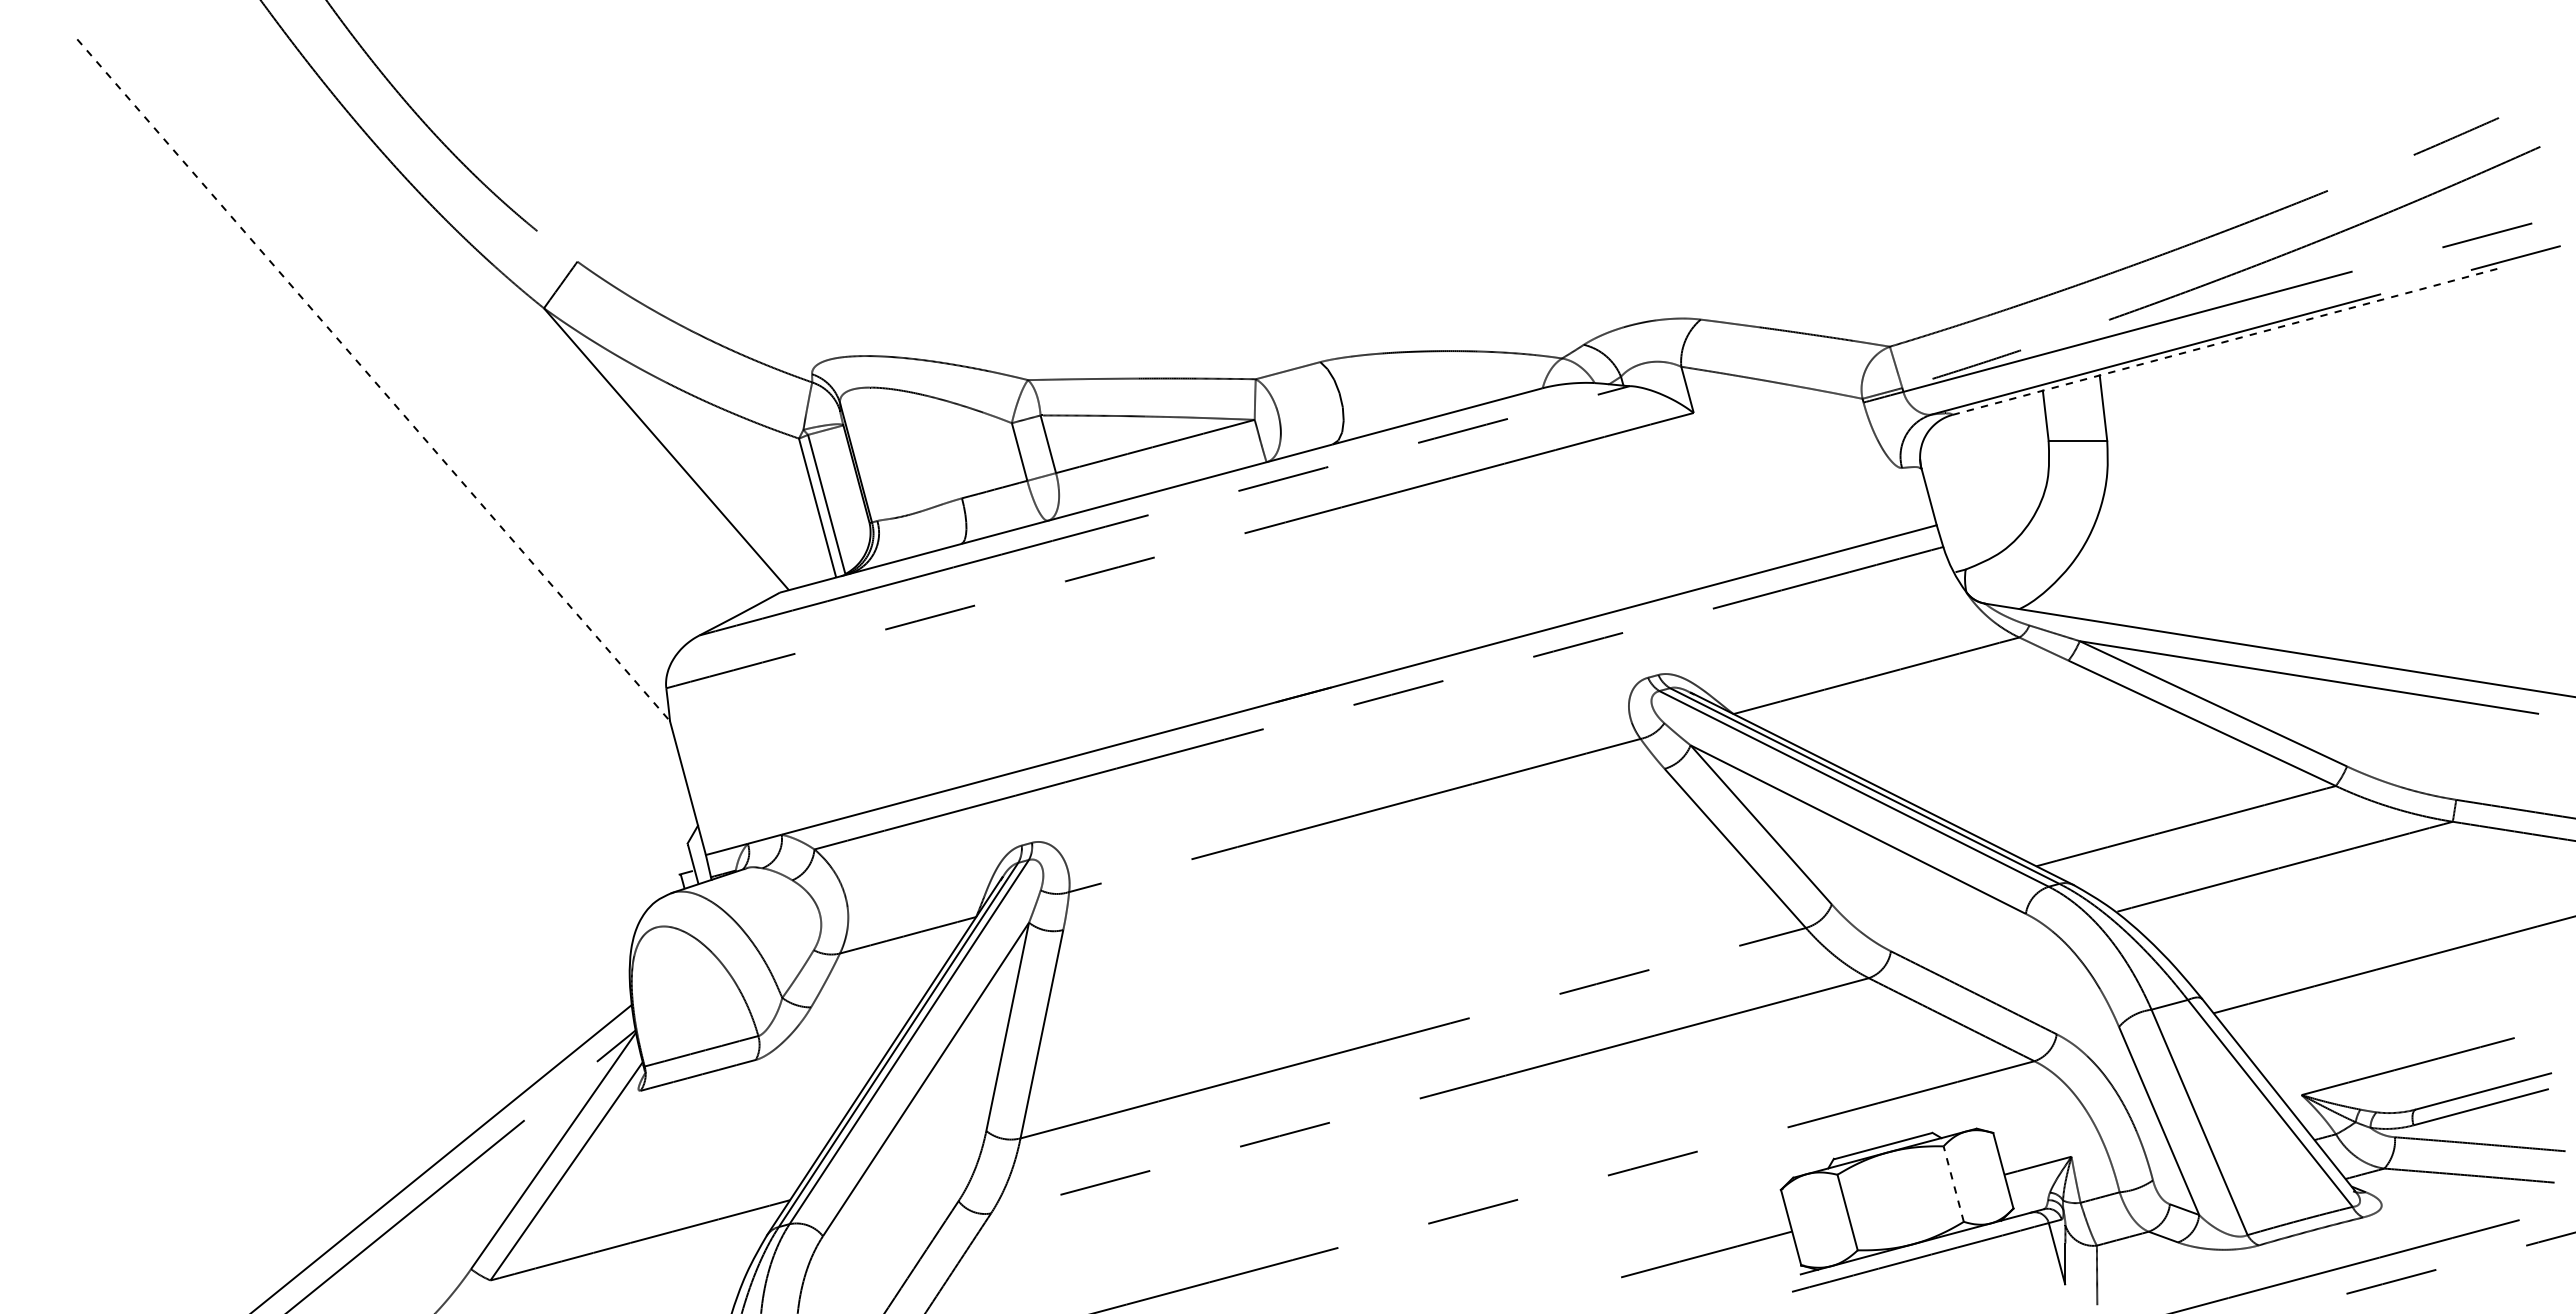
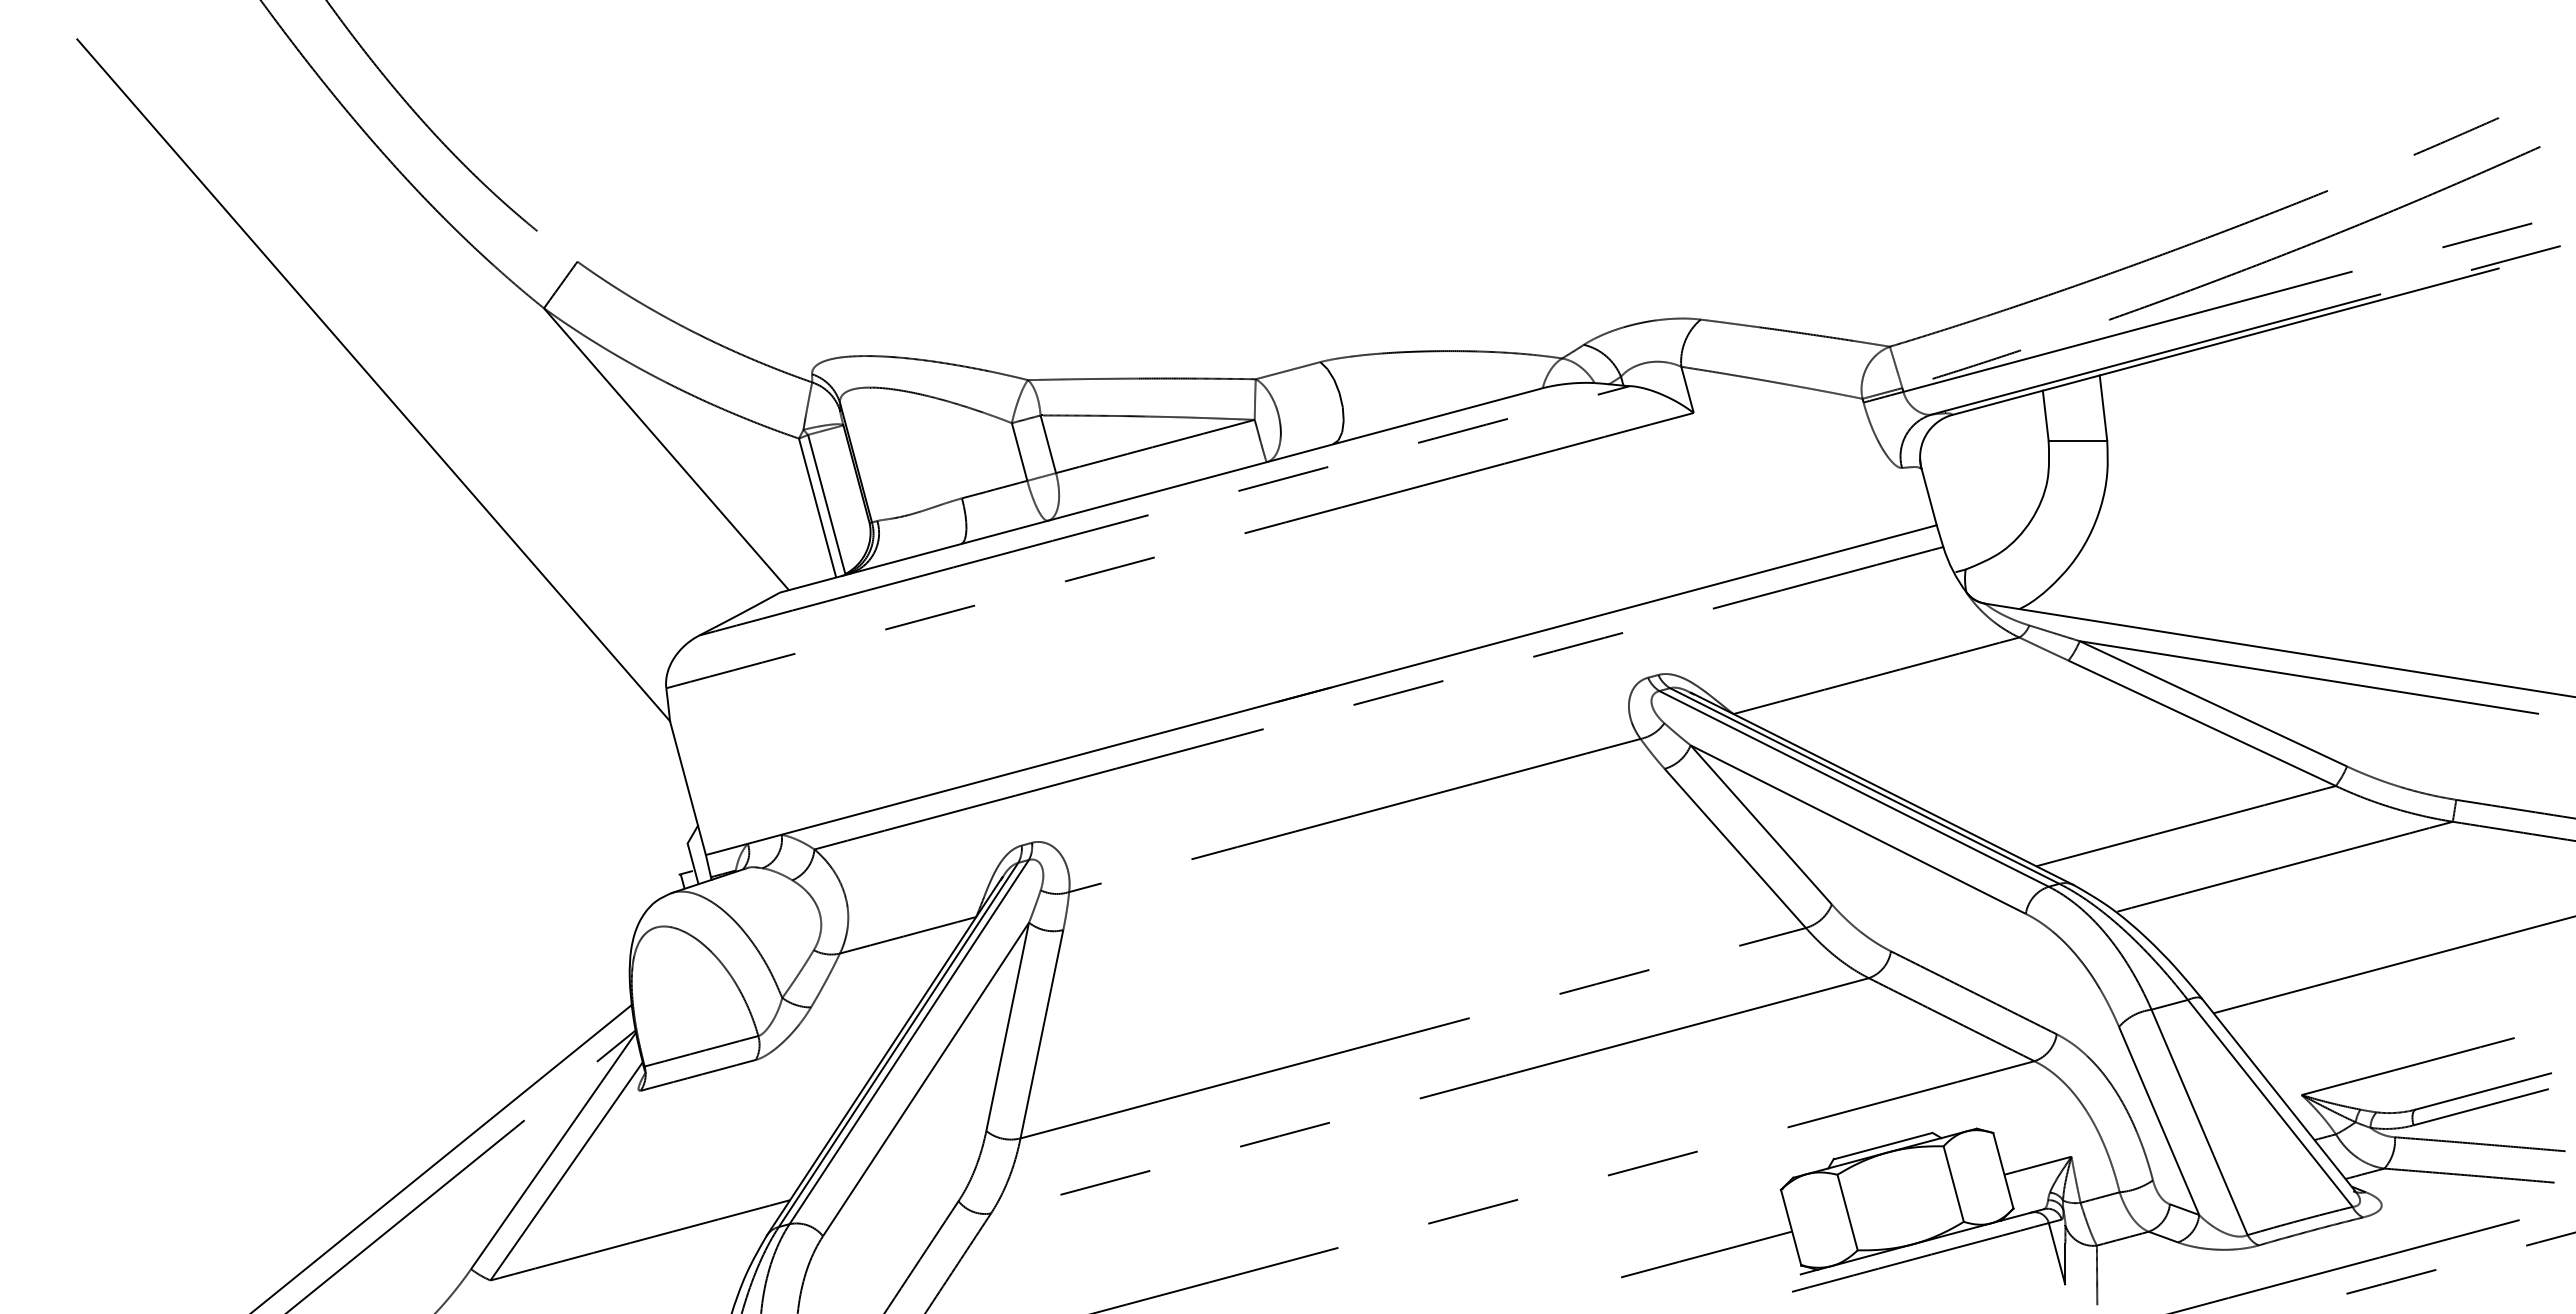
line: dashed -> solid (2225, 341)
line: dashed -> solid (373, 380)
line: dashed -> solid (1953, 1183)
